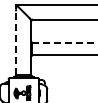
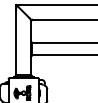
line: dashed -> solid (16, 40)
line: dashed -> solid (65, 42)
